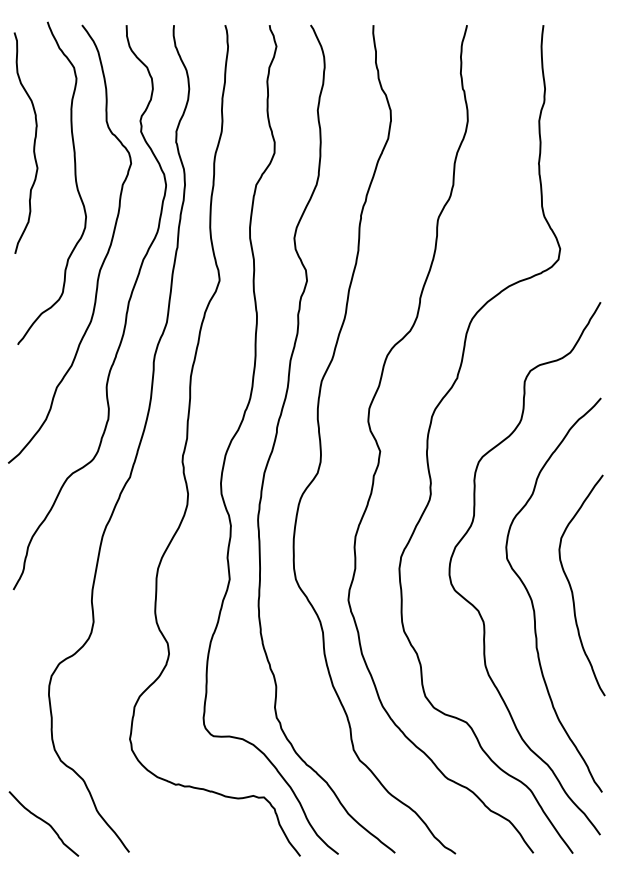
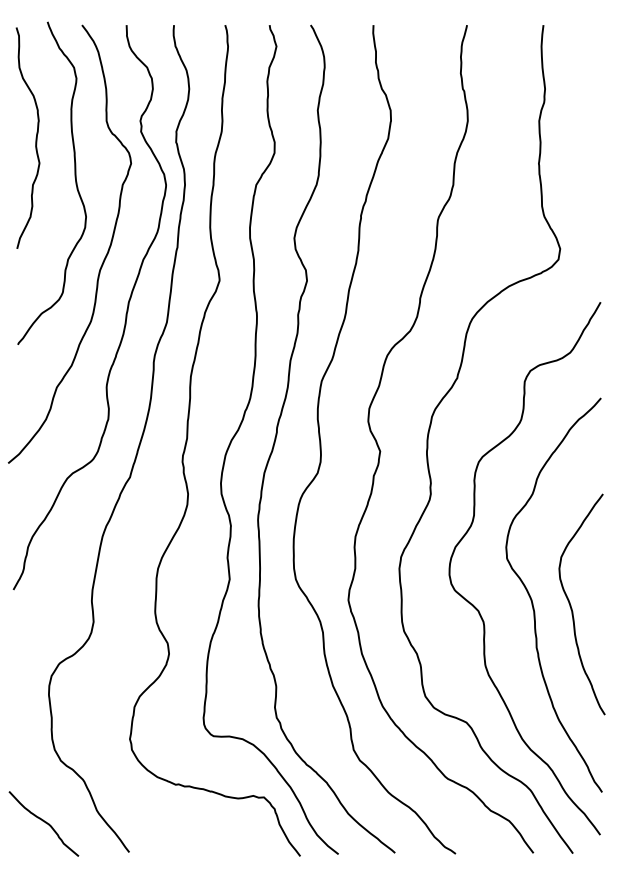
curve position: (33, 142) -> (35, 137) (35, 137)
curve position: (572, 589) -> (572, 608) (572, 608)
